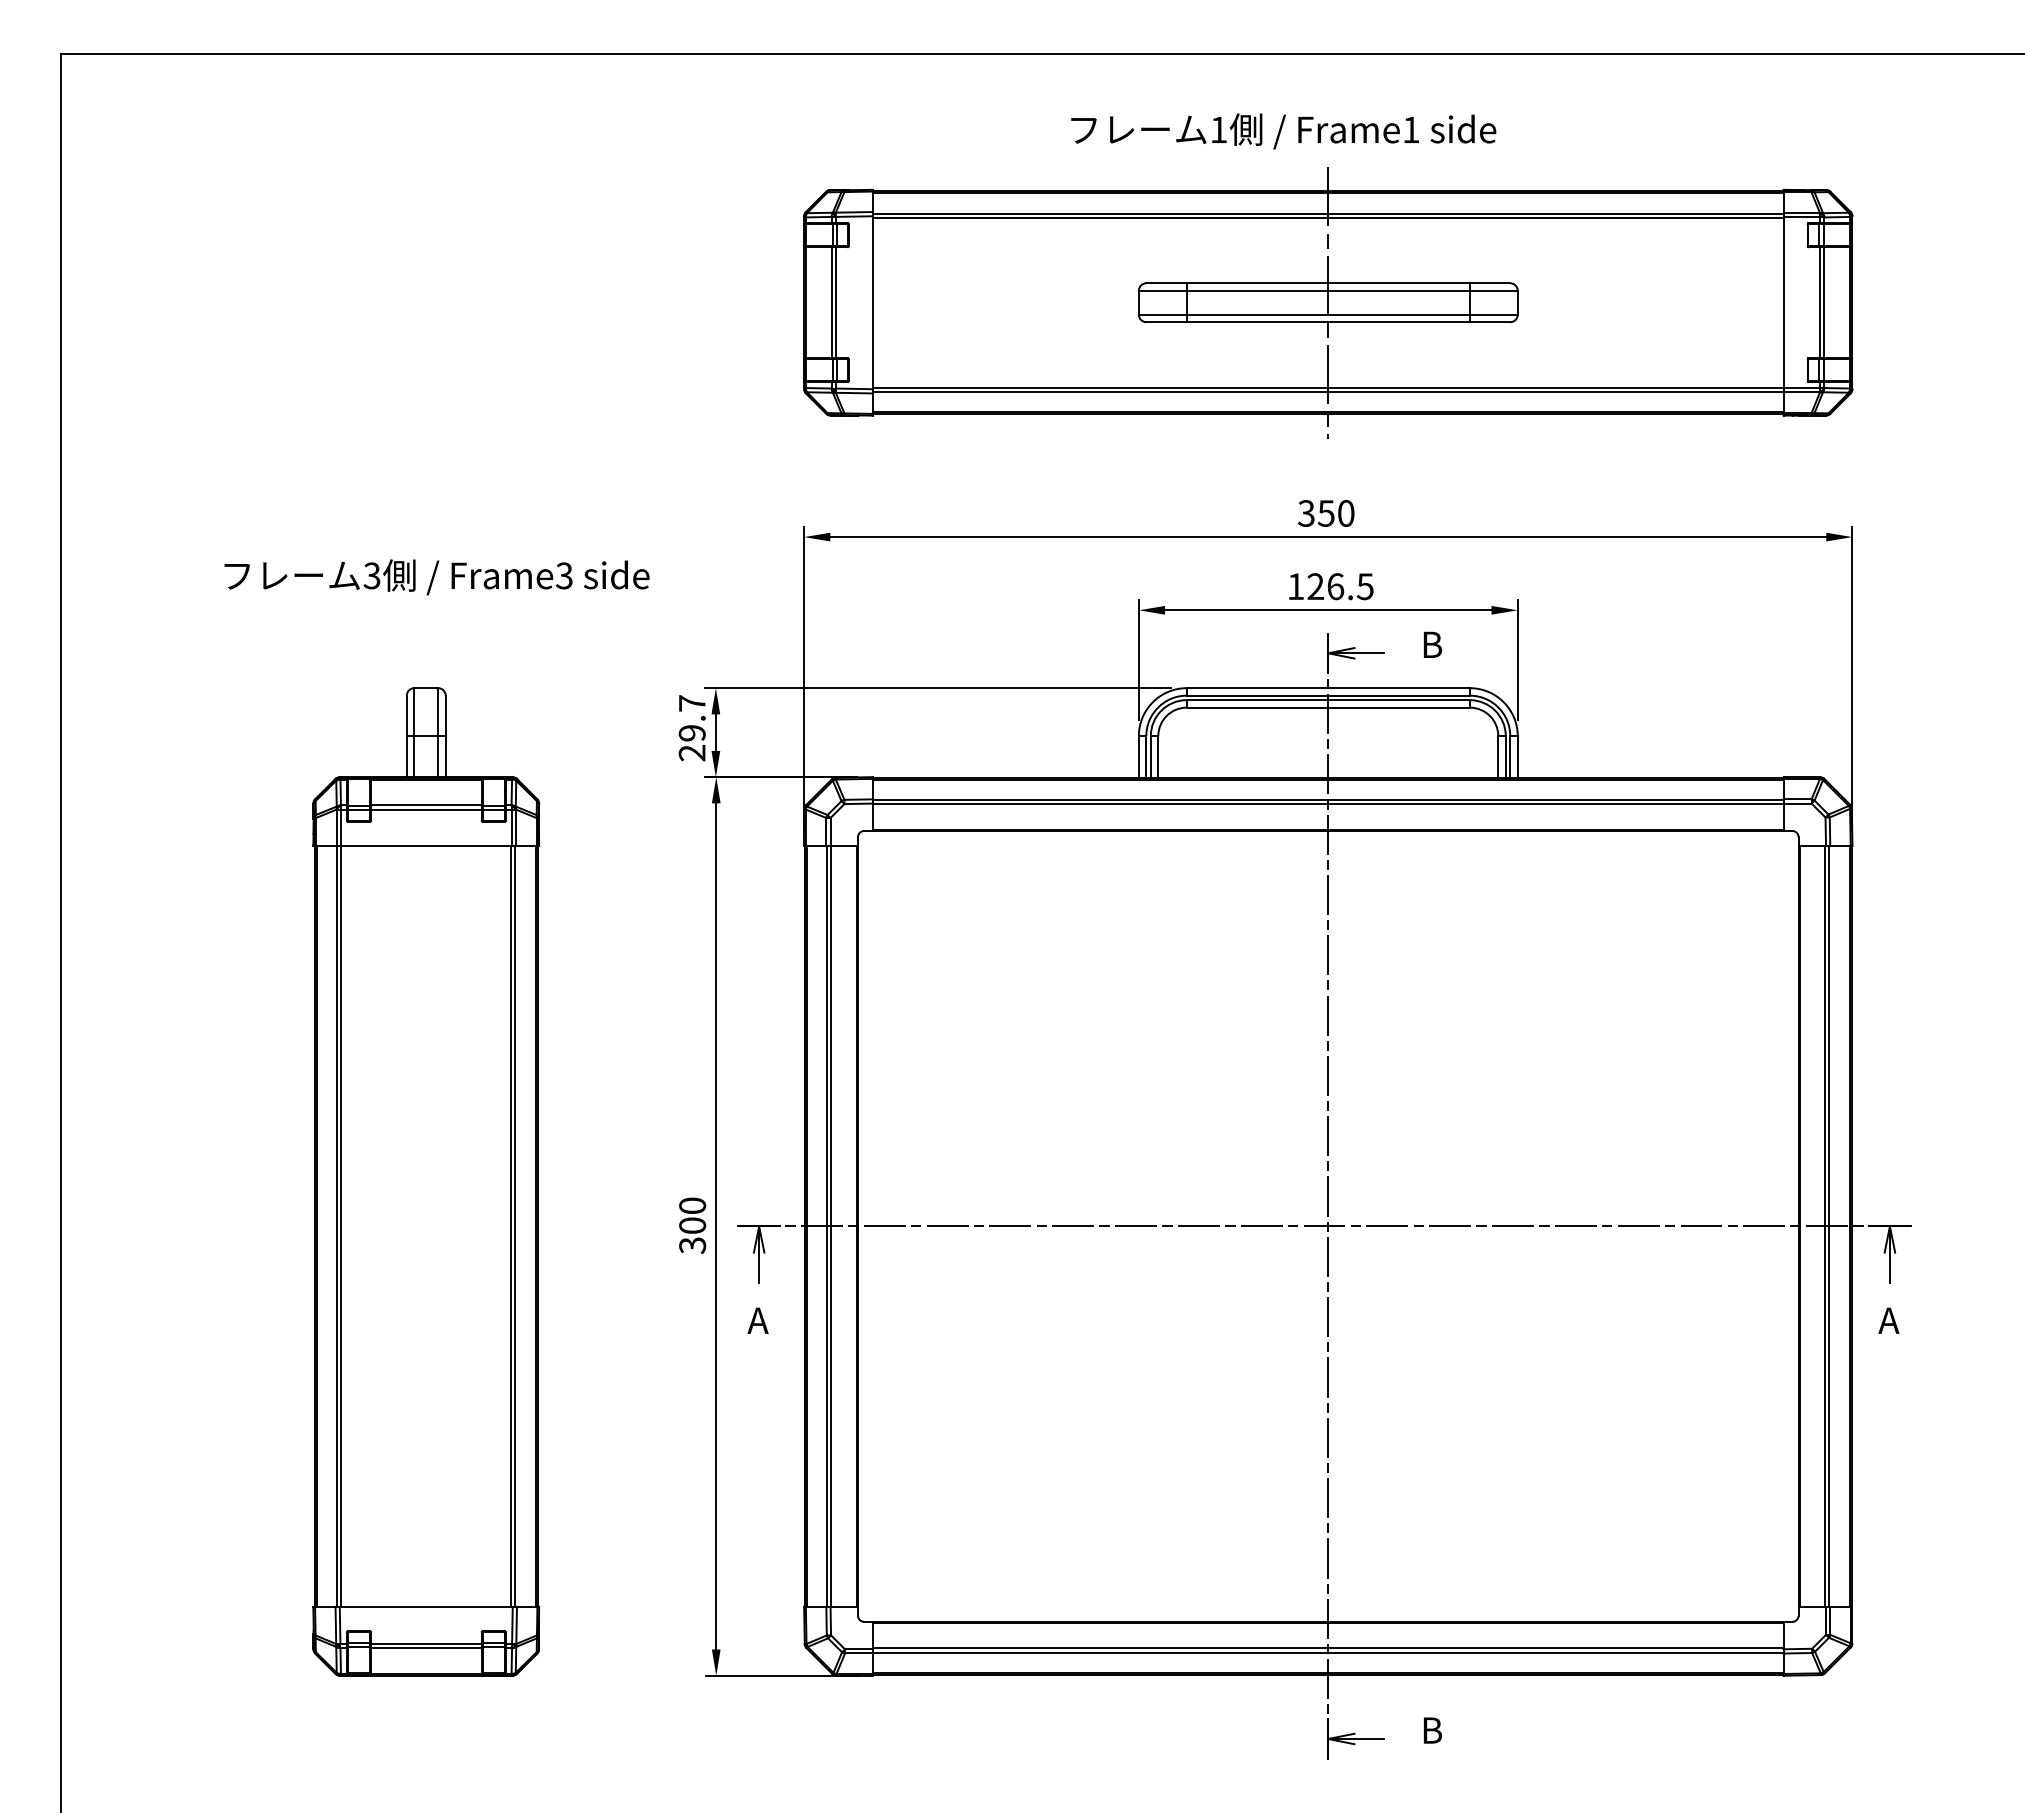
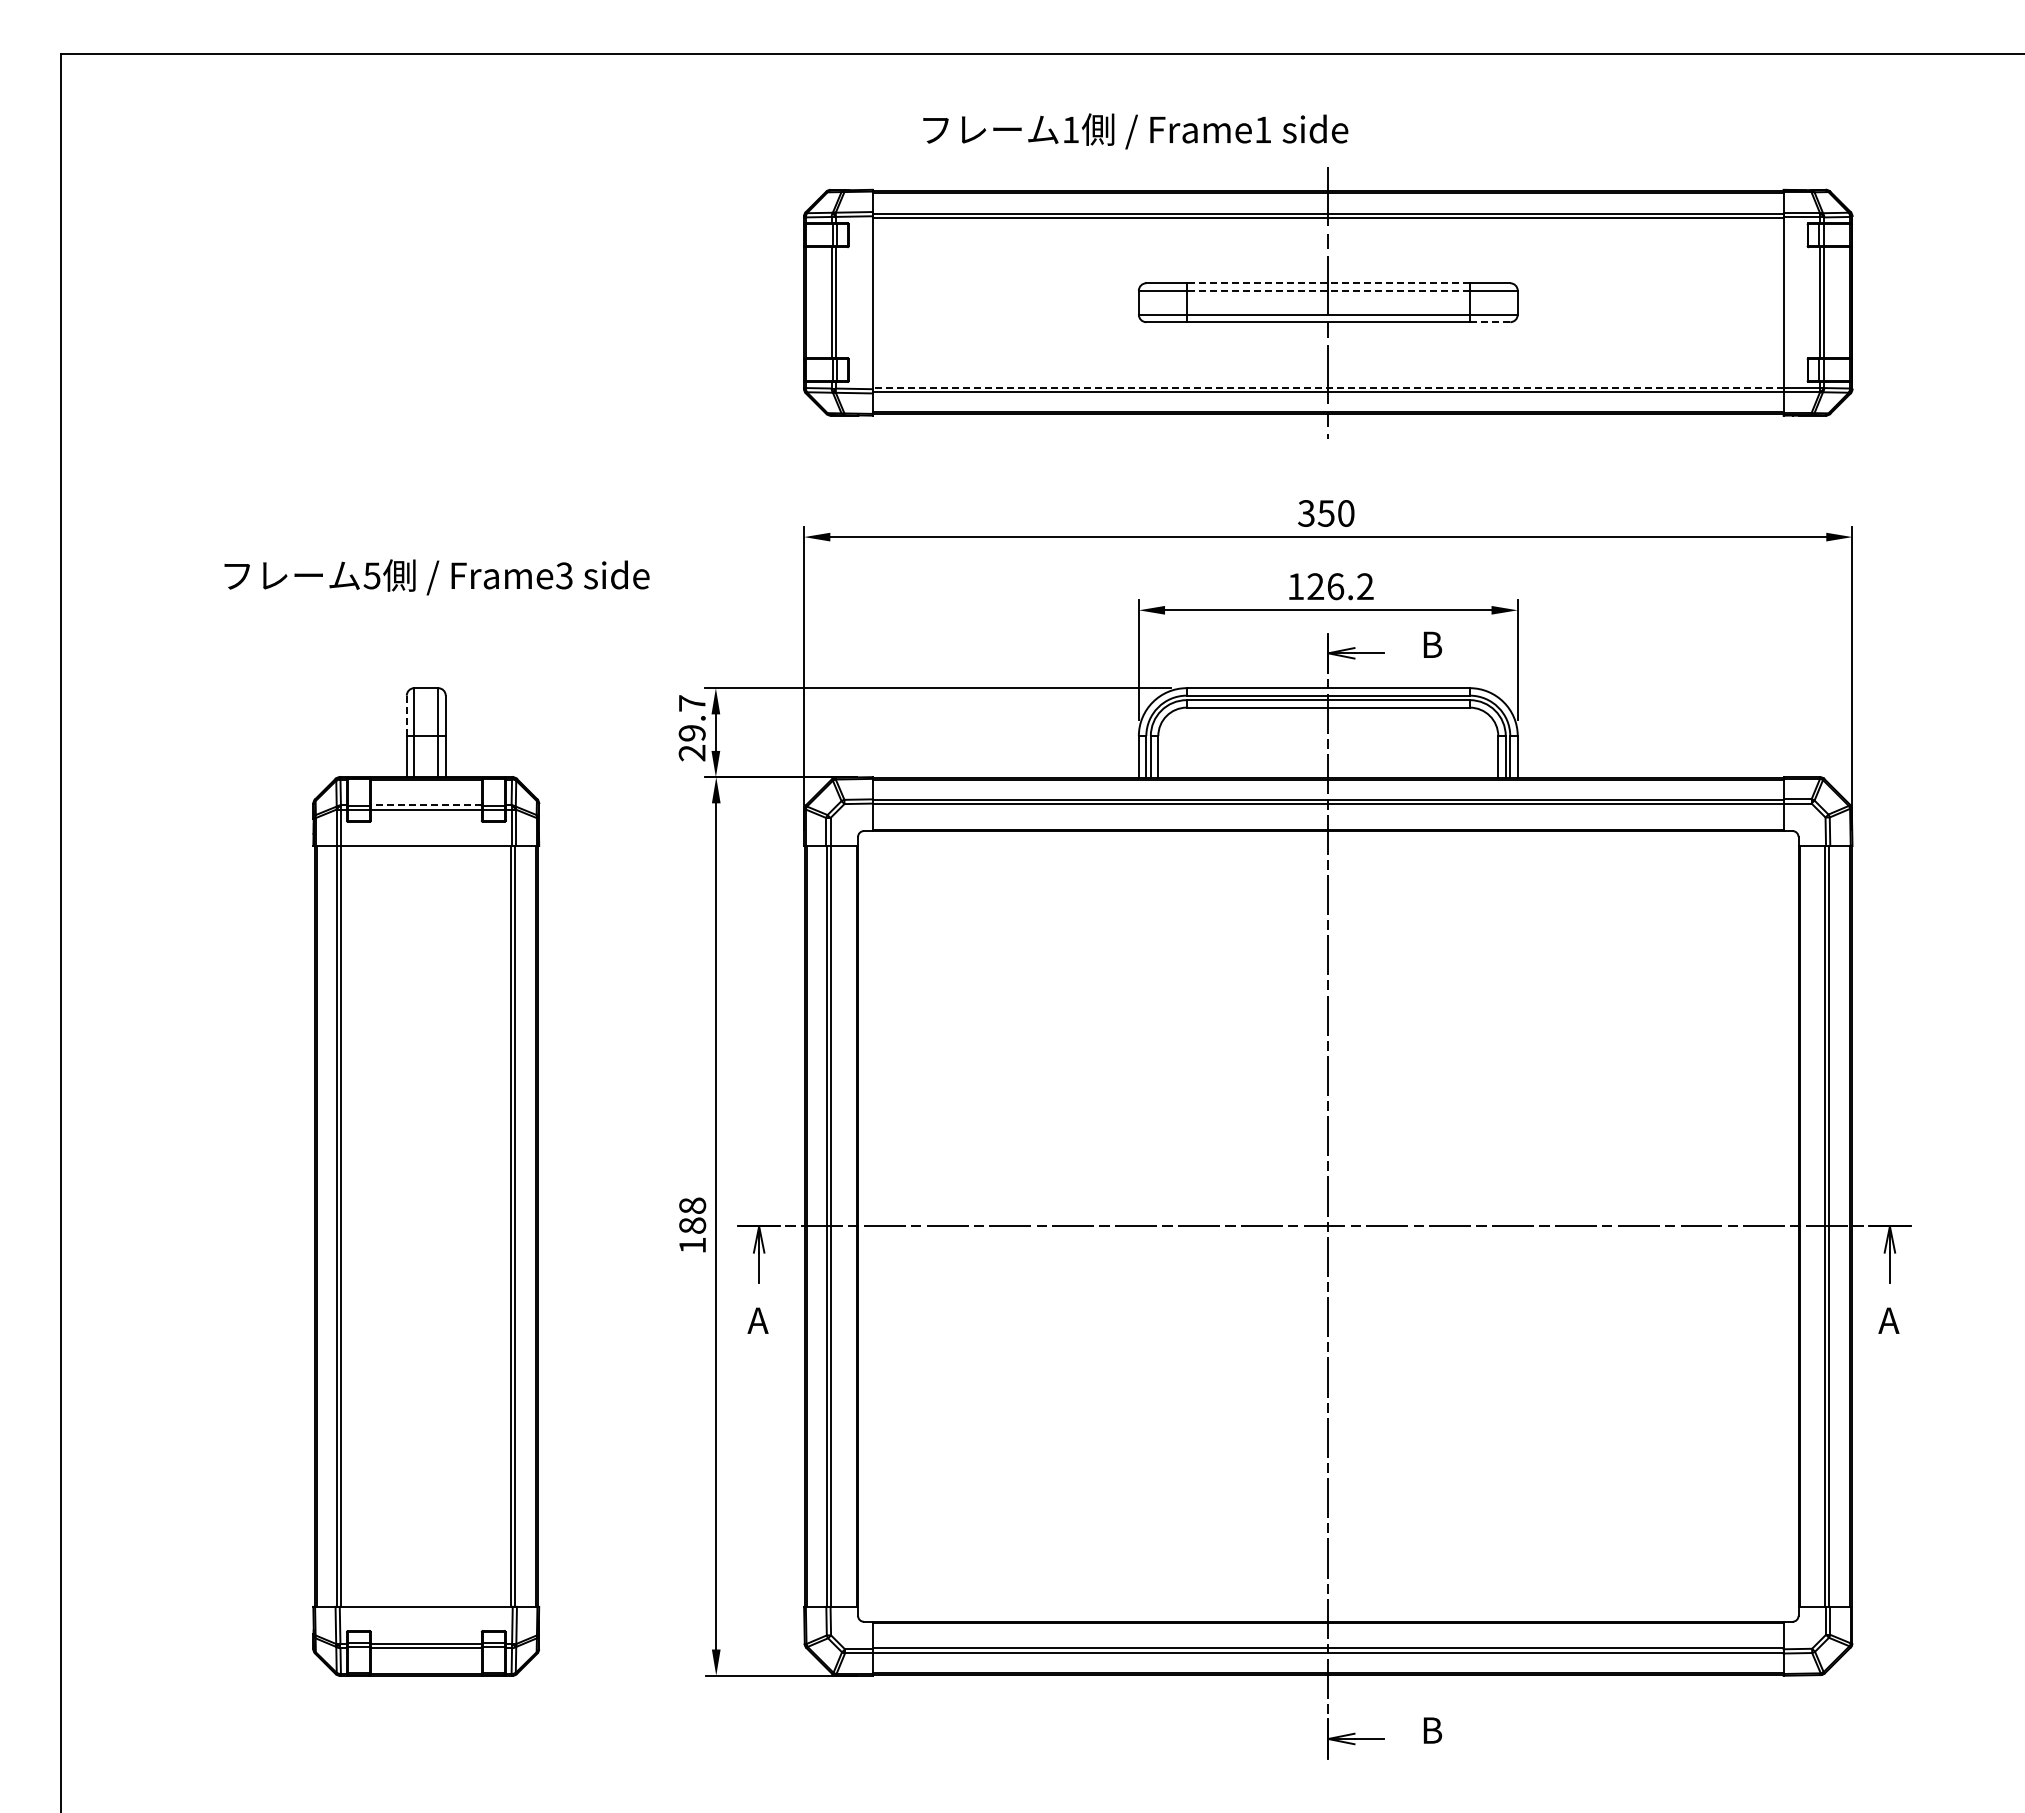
text position: (1283, 131) -> (1135, 131) (1135, 131)
line: solid -> dashed (1328, 283)
line: solid -> dashed (1328, 290)
line: solid -> dashed (1490, 322)
line: solid -> dashed (1327, 387)
text: 3 -> 5 (372, 575)
text: 126.5 -> 126.2 (1364, 586)
line: solid -> dashed (406, 715)
line: solid -> dashed (425, 805)
text: 300 -> 188 (692, 1225)
